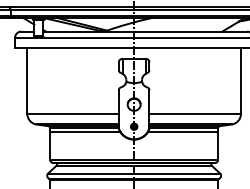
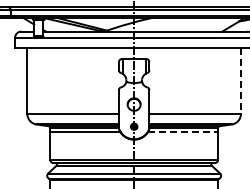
line: solid -> dashed (241, 81)
line: solid -> dashed (183, 132)
